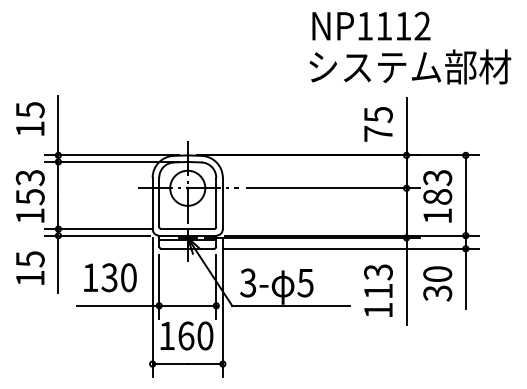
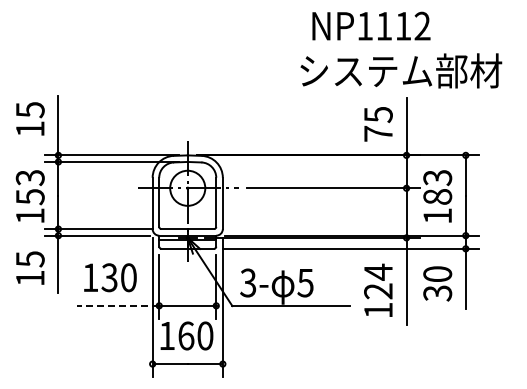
text position: (410, 66) -> (401, 70) (401, 70)
text: 113 -> 124 (378, 281)
line: solid -> dashed (117, 305)
